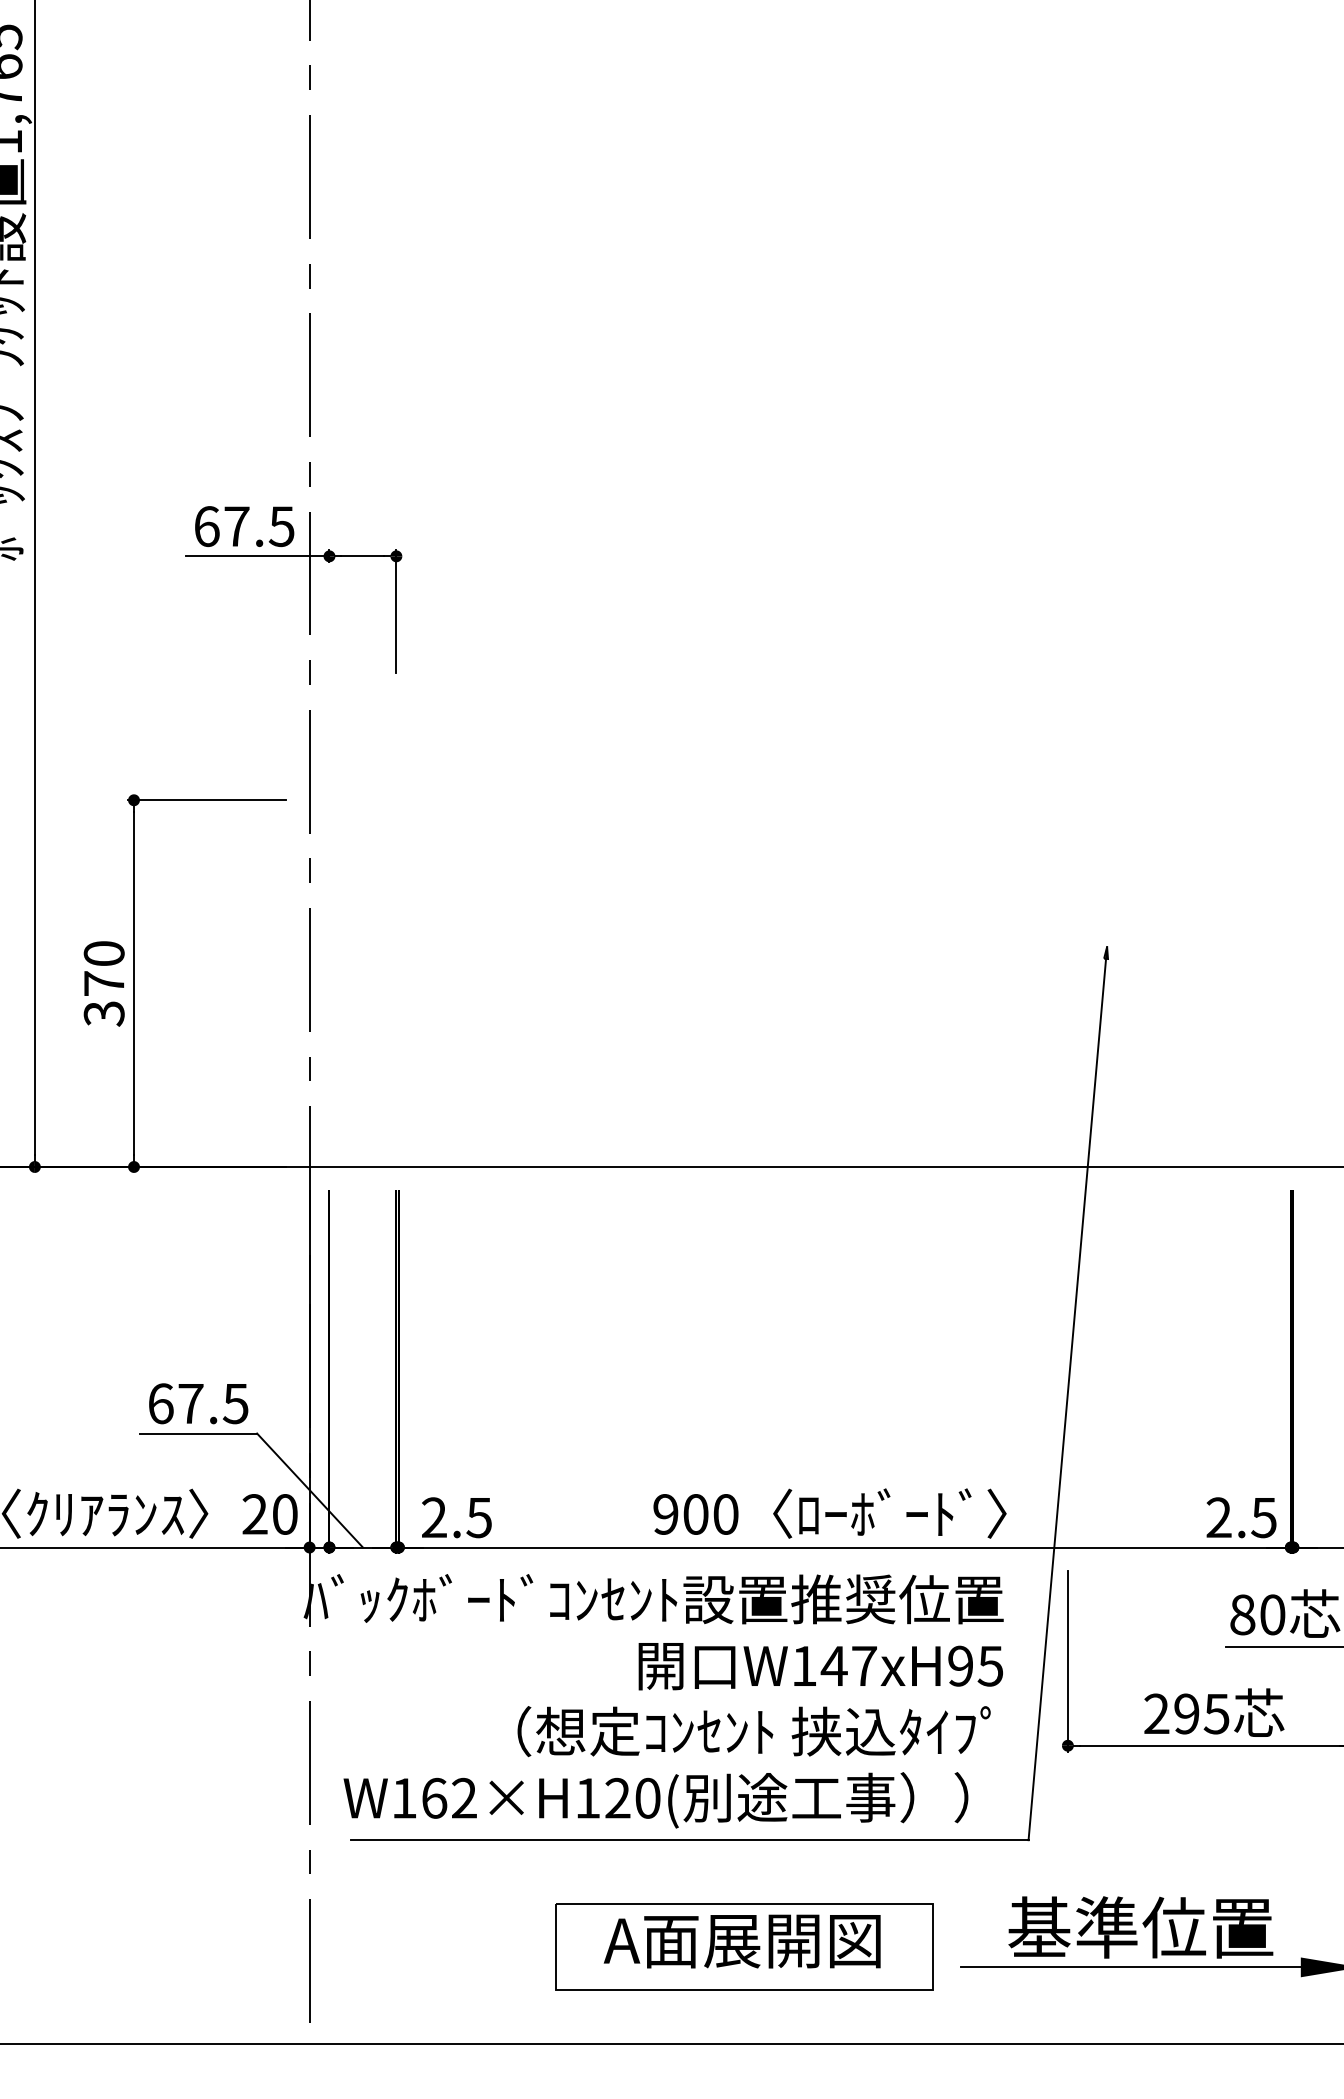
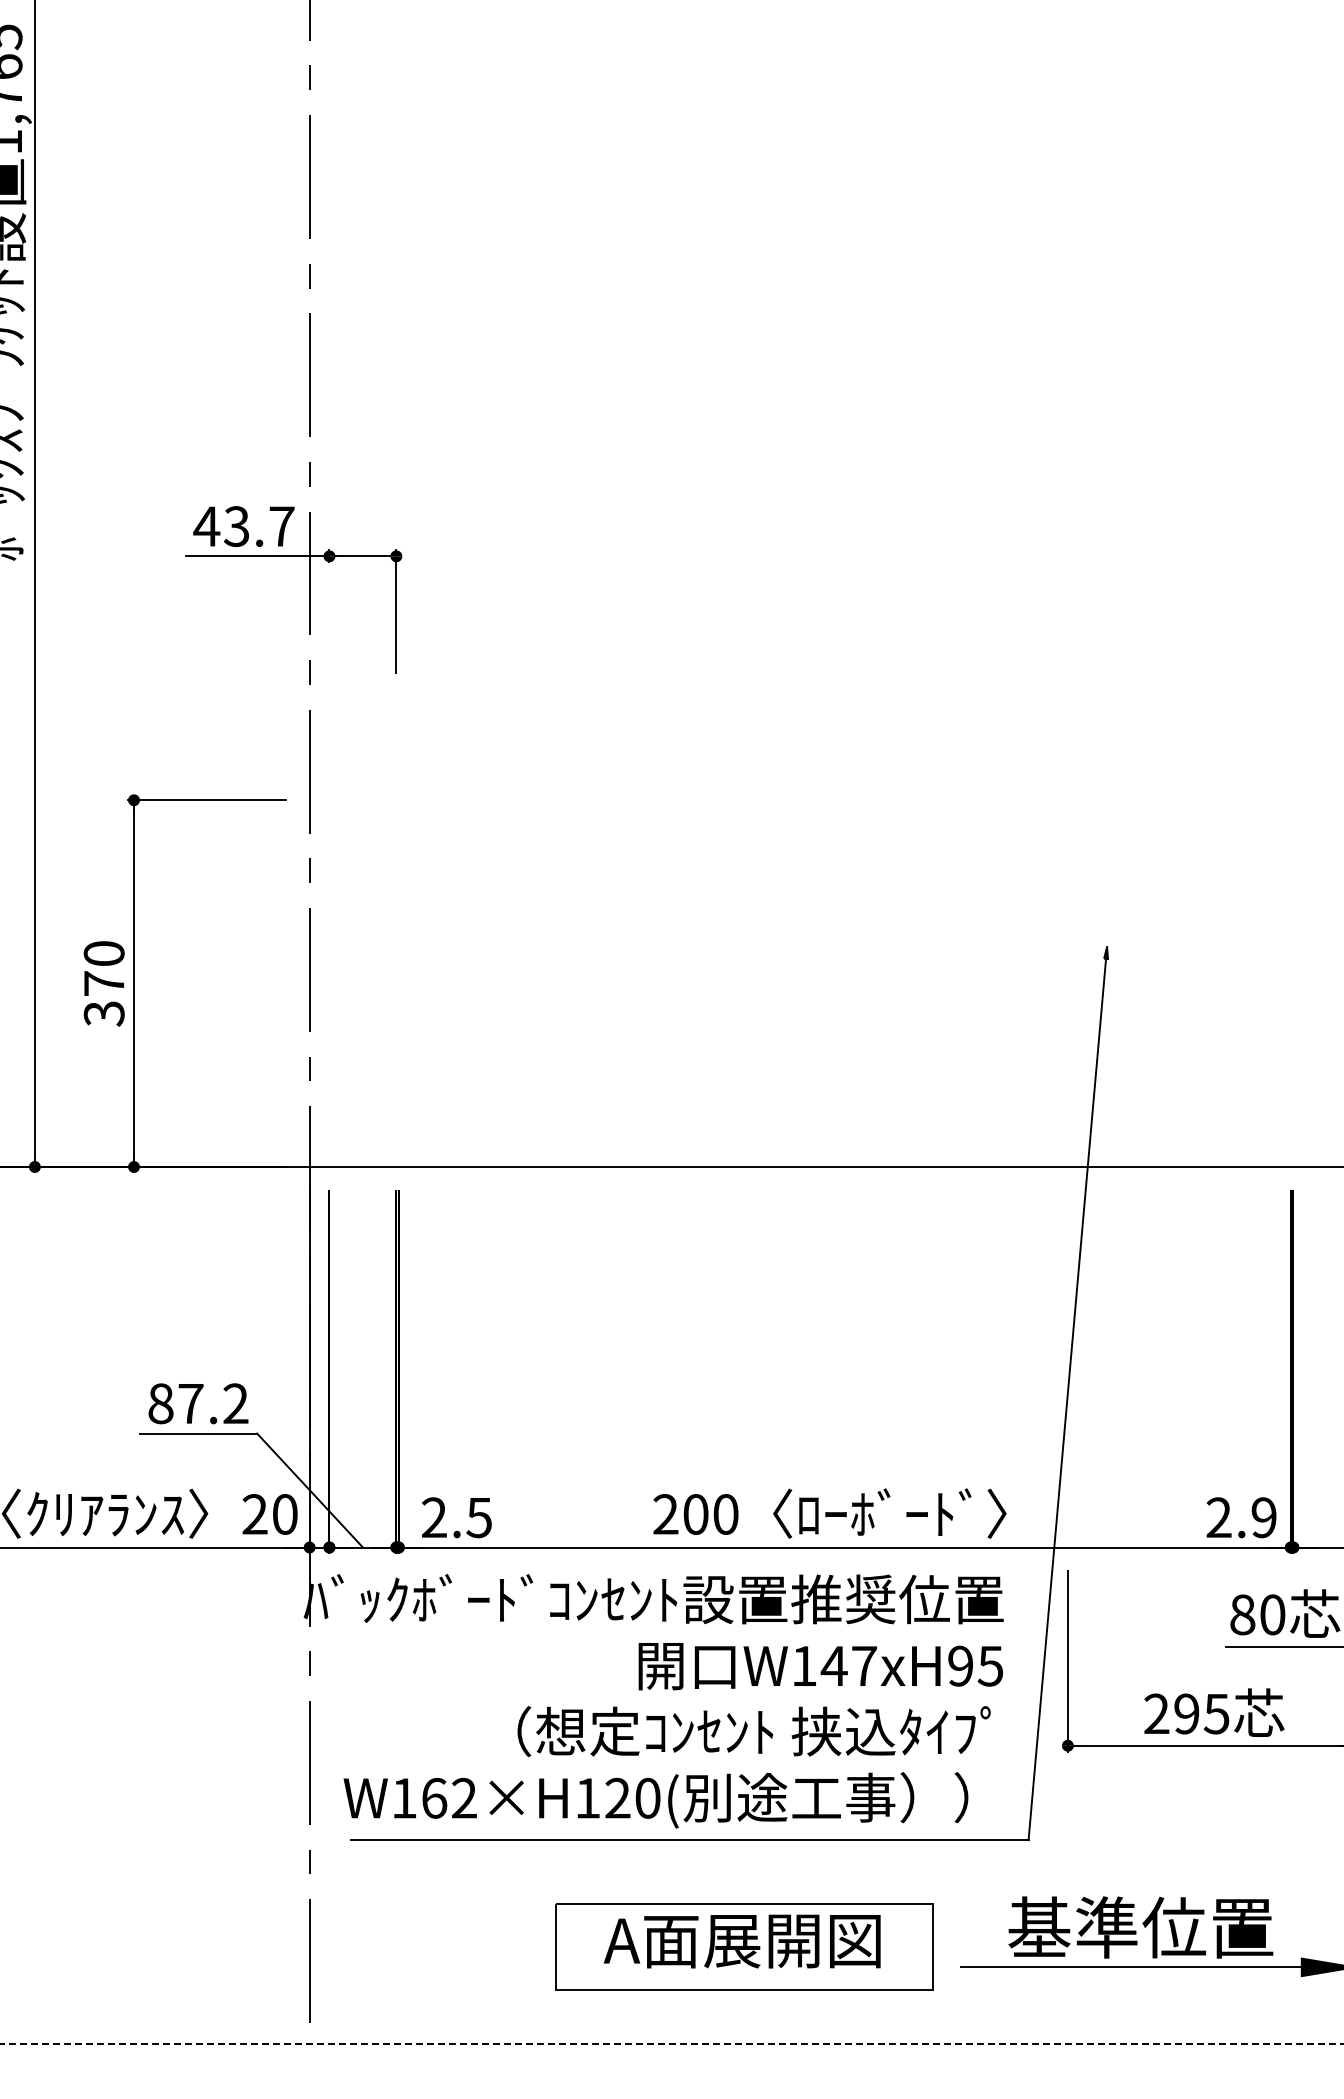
text: 67.5 -> 43.7 (243, 526)
text: 67.5 -> 87.2 (198, 1403)
text: 900 -> 200 (665, 1514)
text: 2.5 -> 2.9 (1263, 1517)
line: solid -> dashed (672, 2044)
